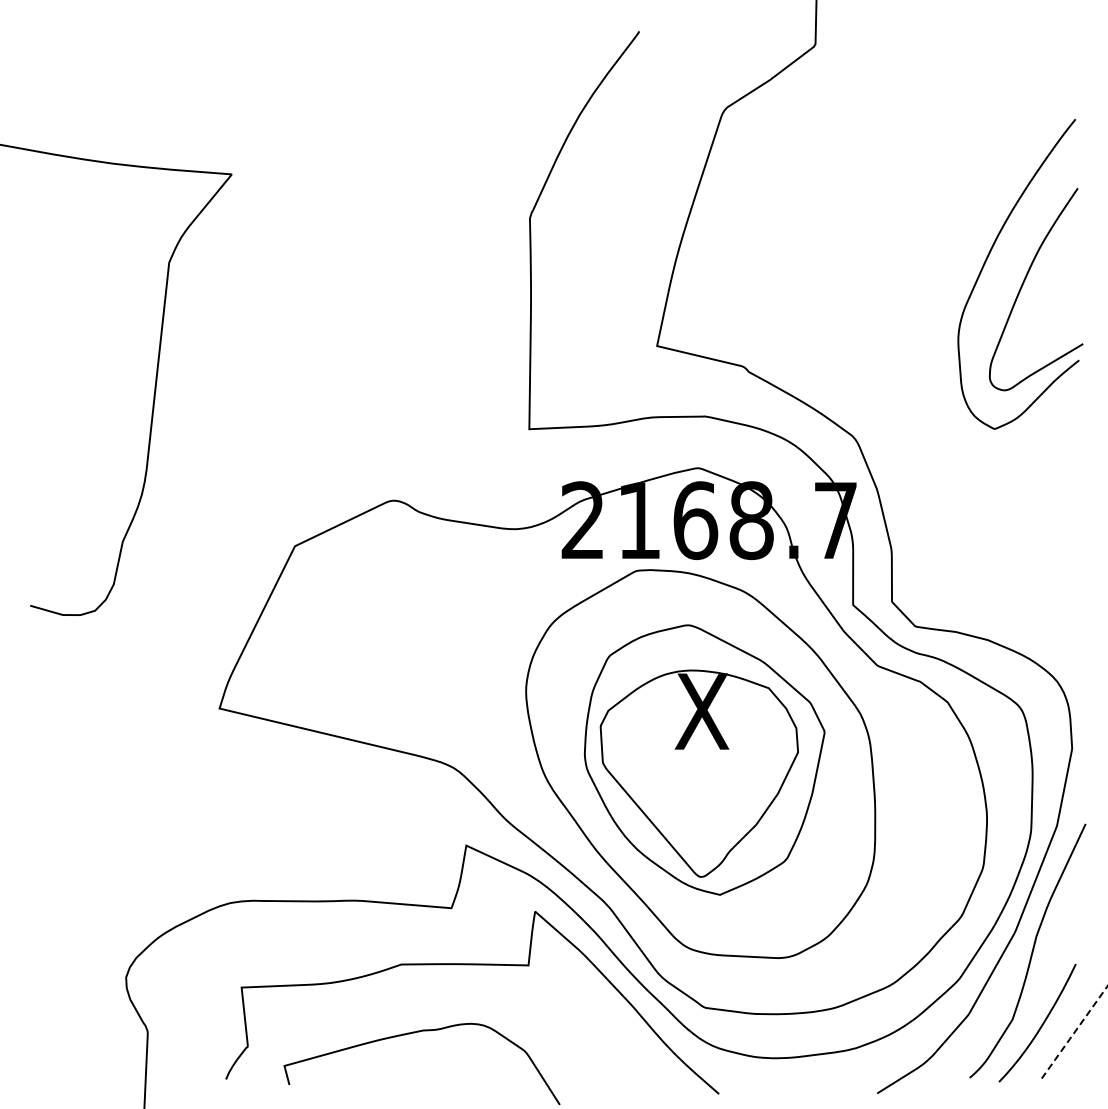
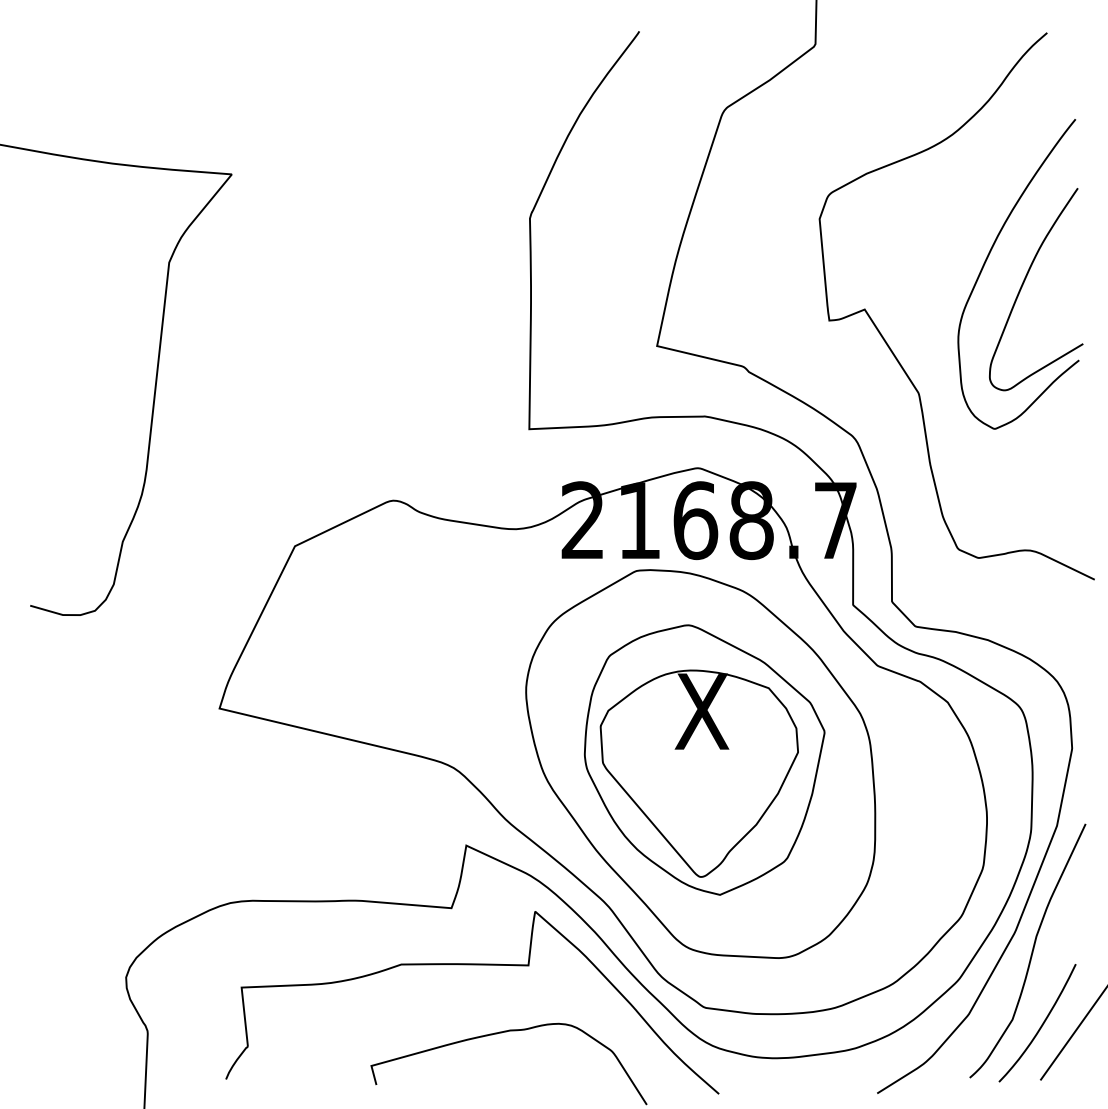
curve: none -> present (889, 345)
curve position: (414, 1033) -> (501, 1033) (501, 1033)
line: dashed -> solid (1073, 1033)
